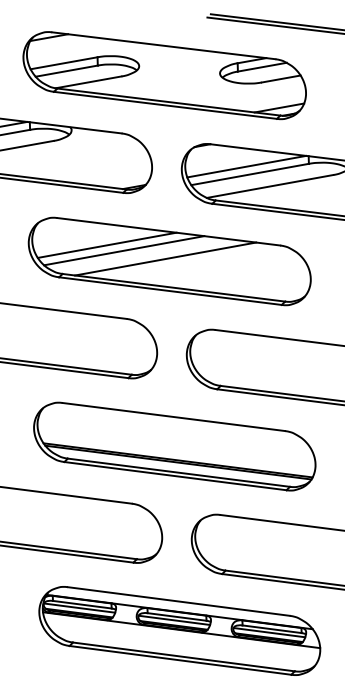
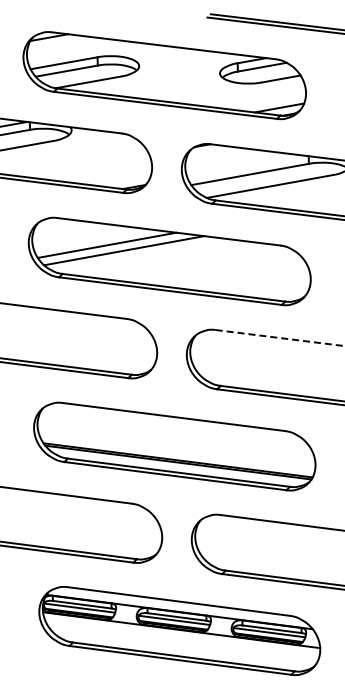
line: present -> none (246, 166)
line: present -> none (165, 258)
line: solid -> dashed (280, 338)
